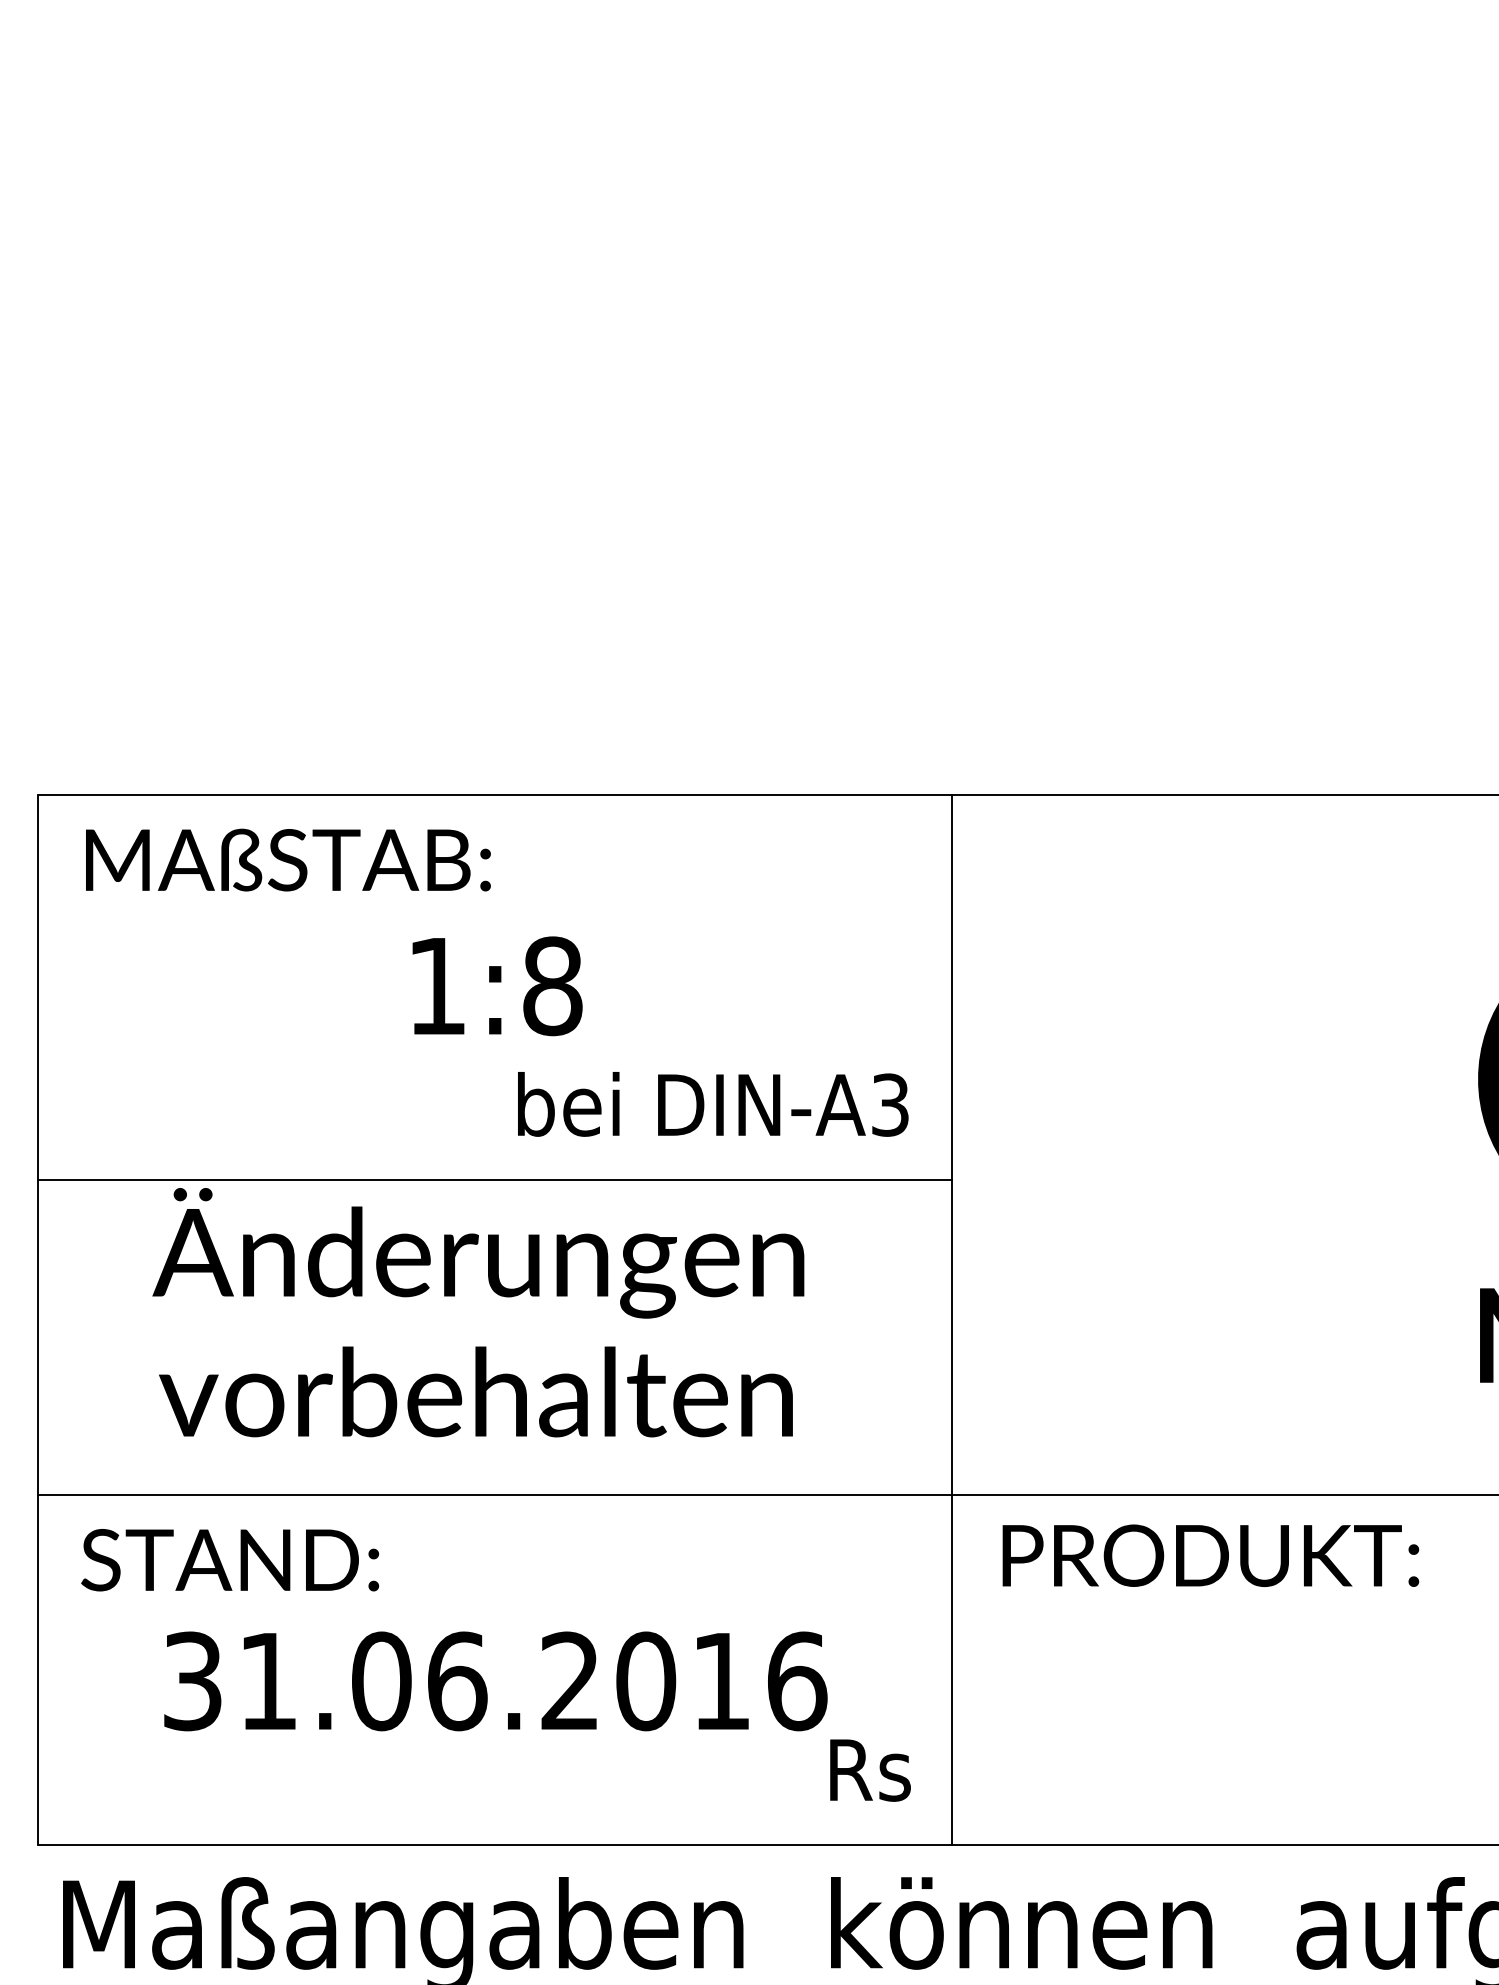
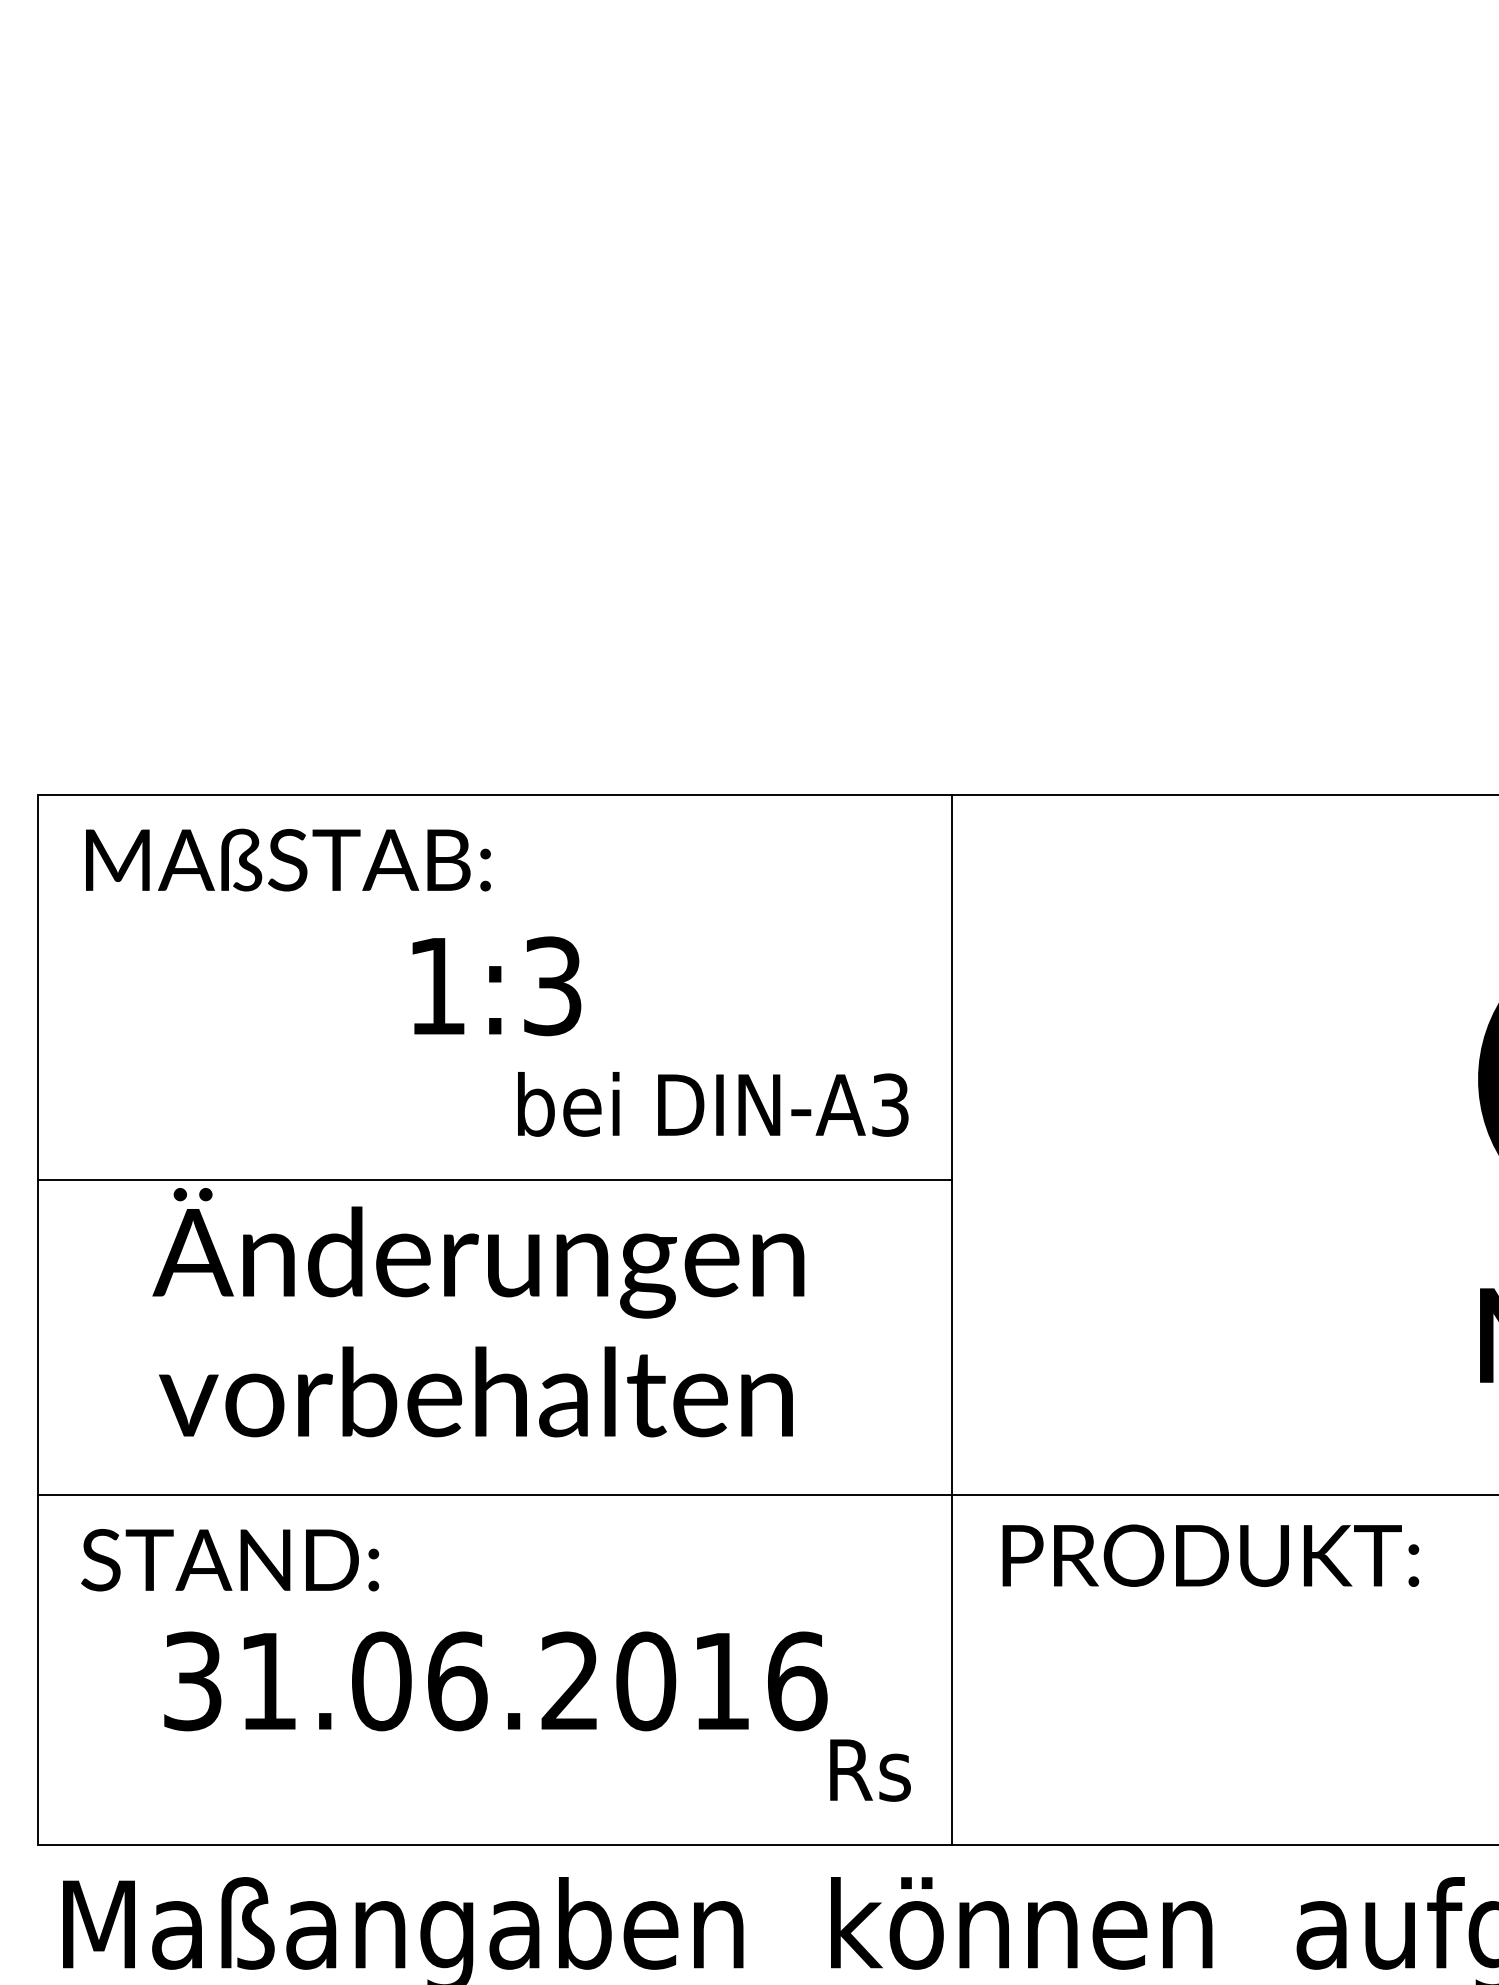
text: 1:8 -> 1:3 (552, 986)
